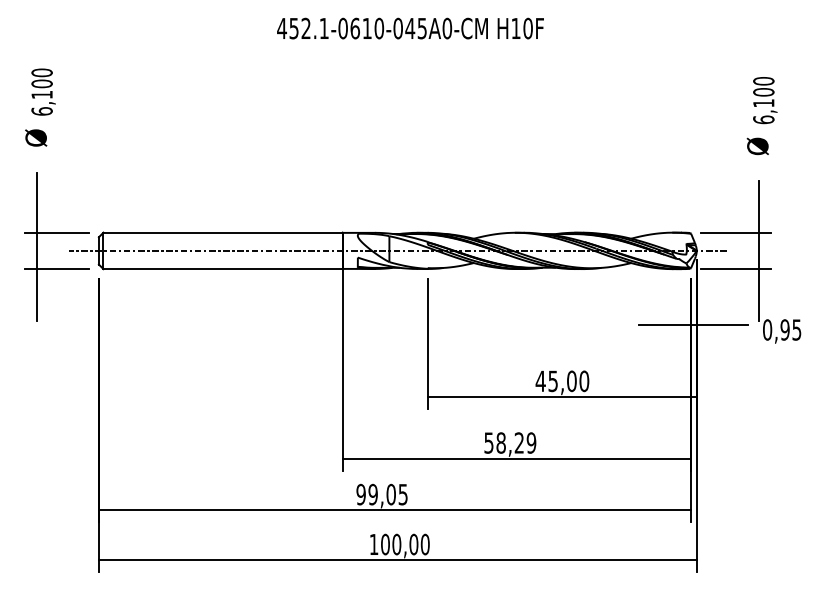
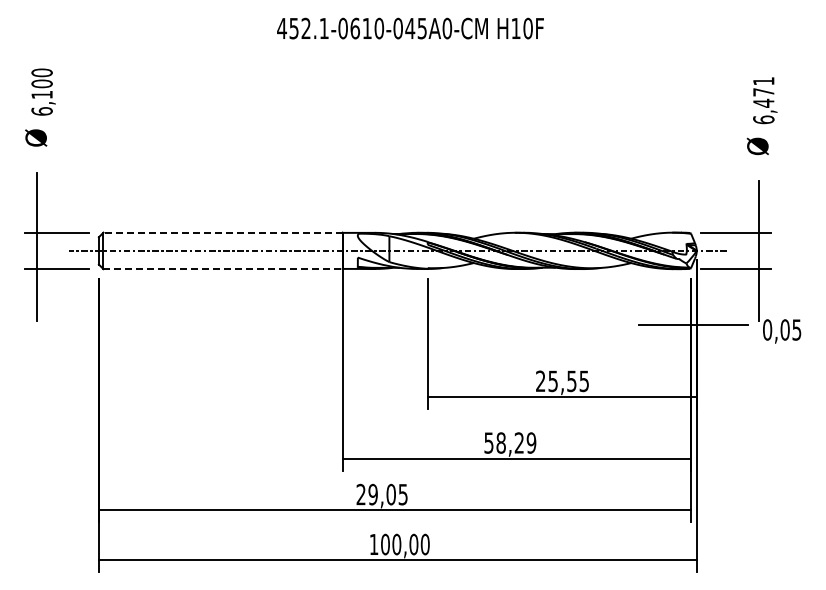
text: 6,100 -> 6,471 (763, 92)
line: solid -> dashed (223, 232)
line: solid -> dashed (223, 269)
text: 0,95 -> 0,05 (784, 329)
text: 45,00 -> 25,55 (562, 381)
text: 99,05 -> 29,05 (360, 494)
